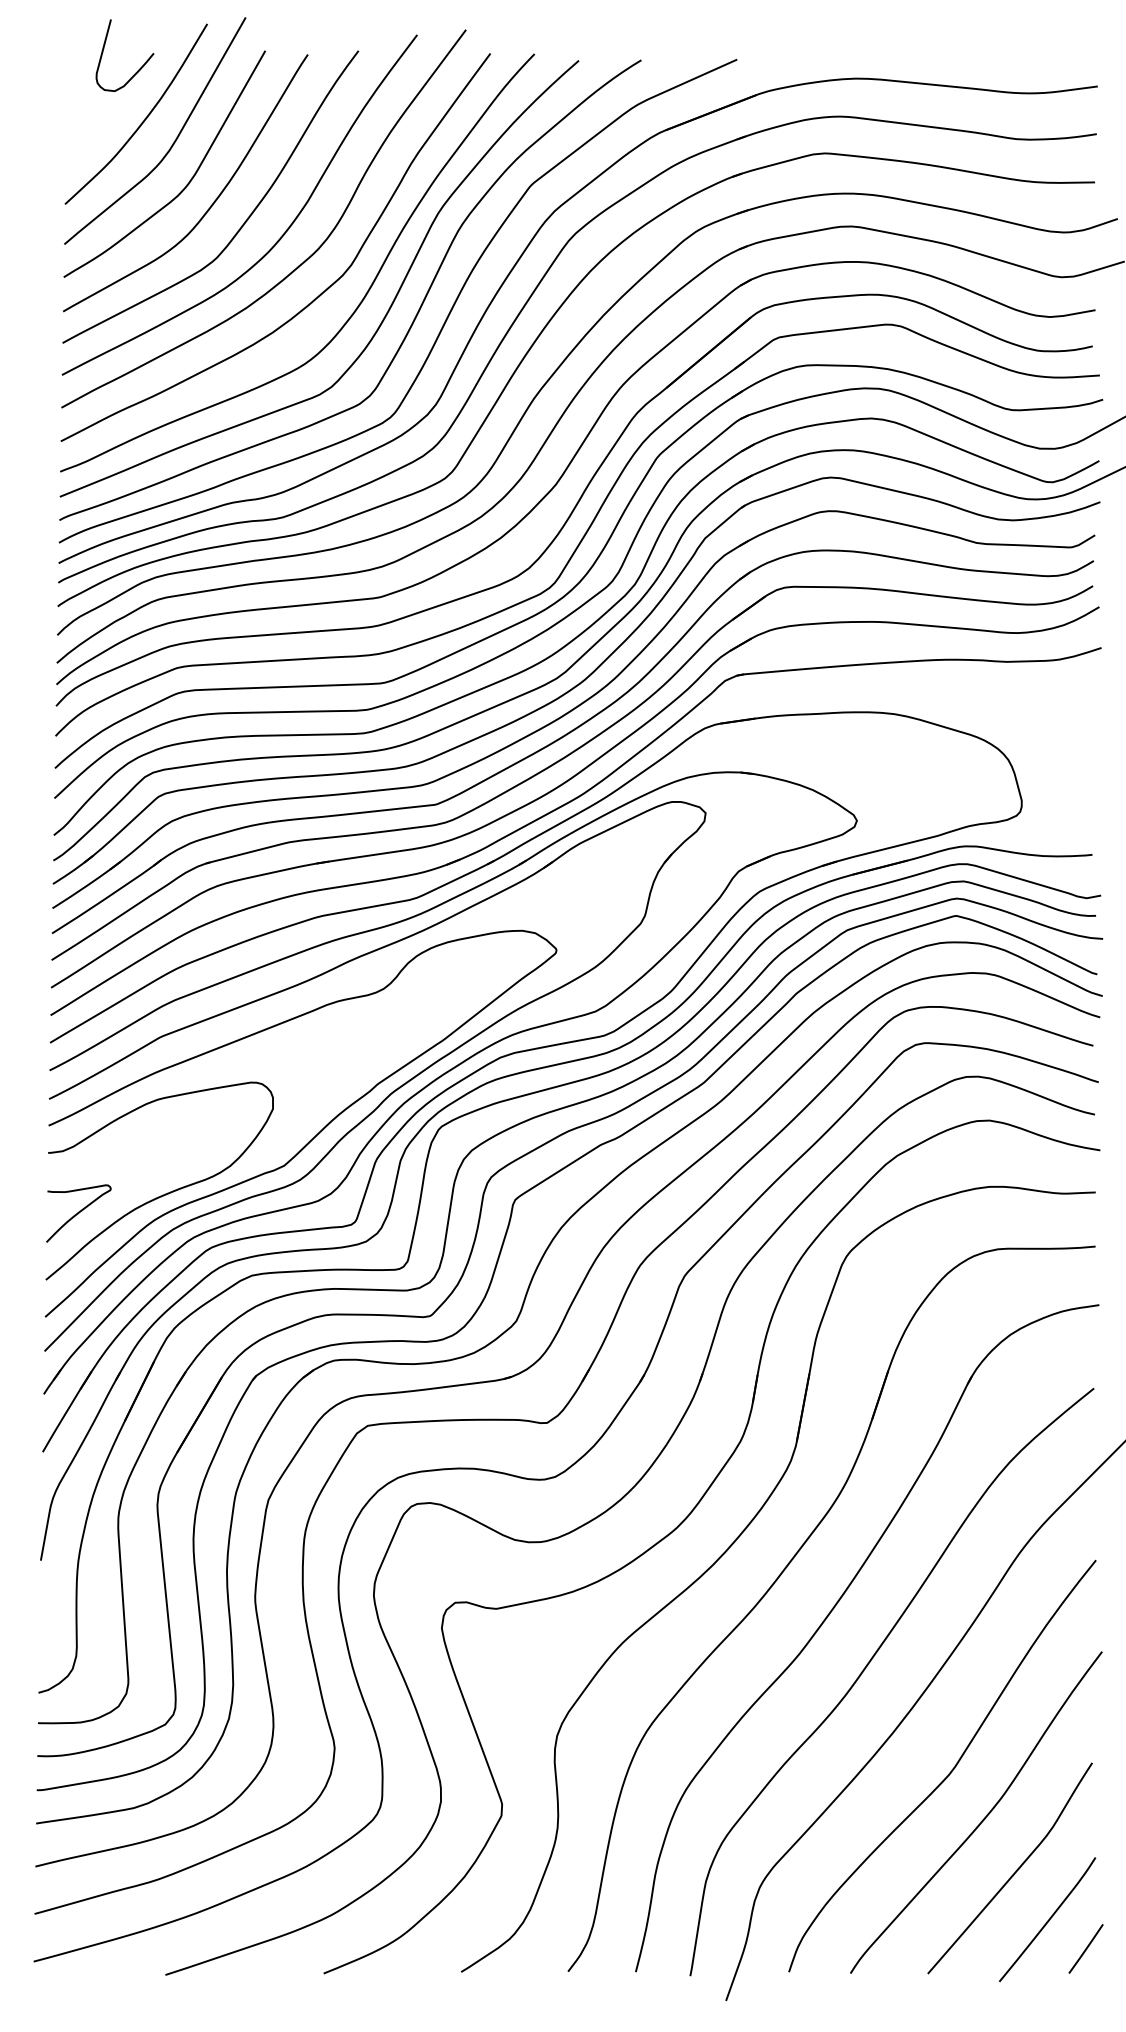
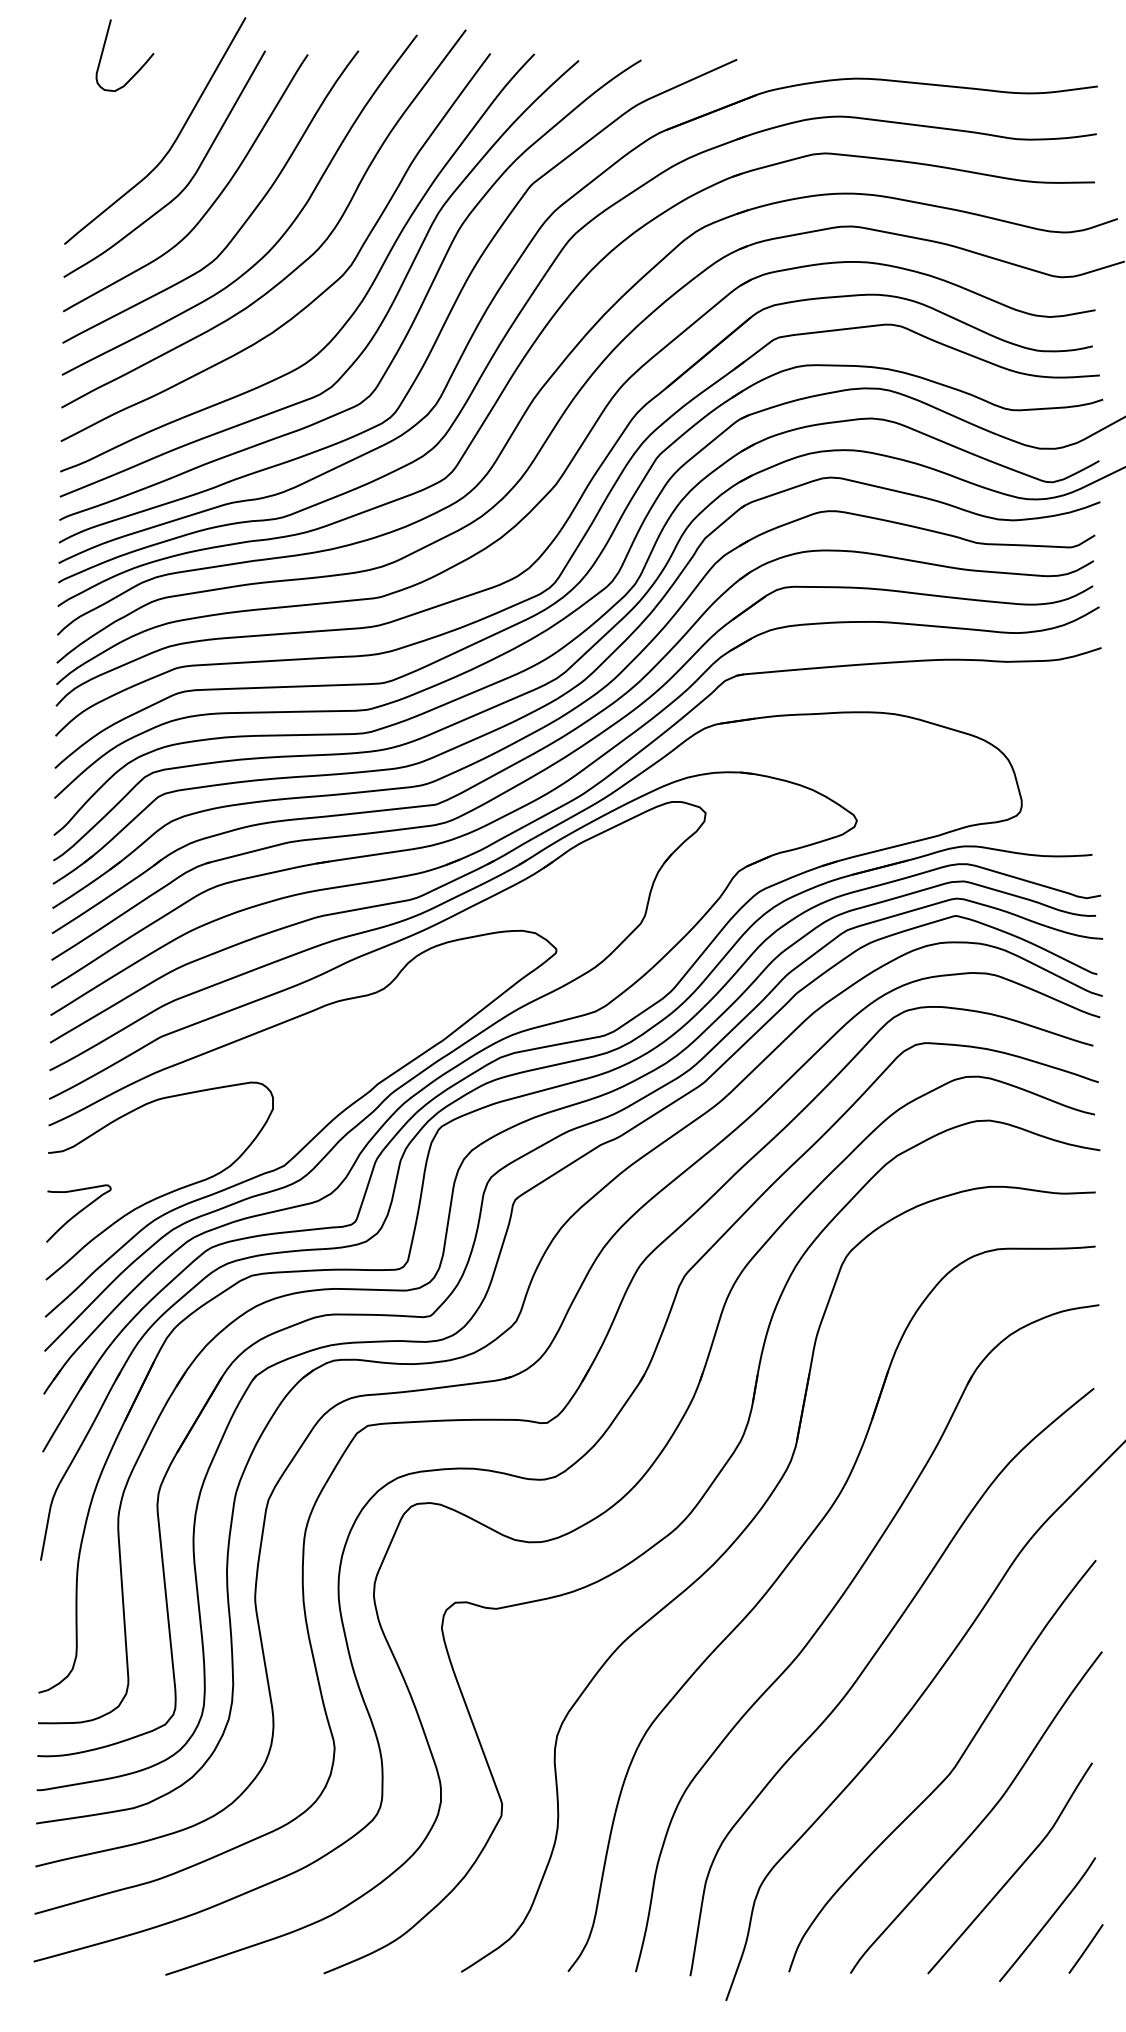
curve: present -> none (144, 118)
